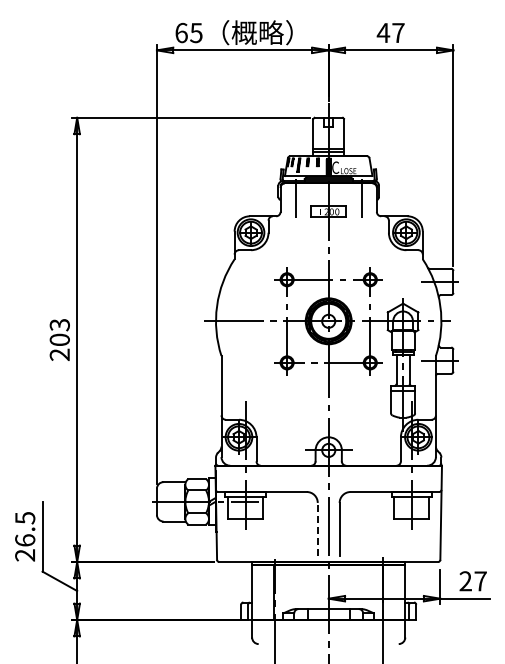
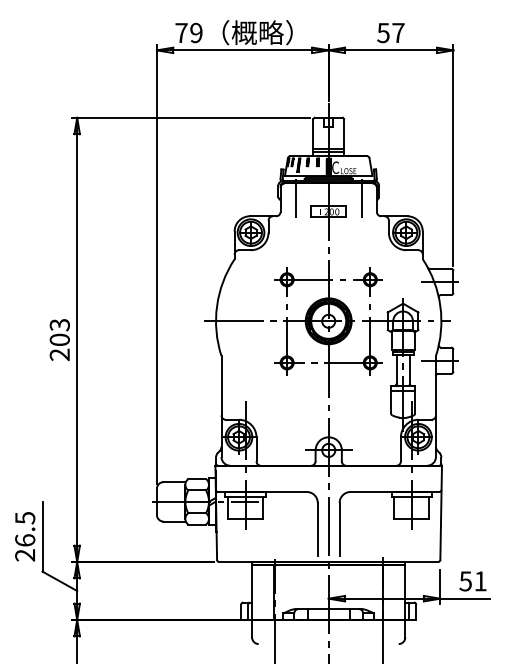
text: 65 -> 79 (188, 32)
text: 47 -> 57 (383, 33)
line: dashed -> solid (317, 529)
text: 27 -> 51 (472, 581)
